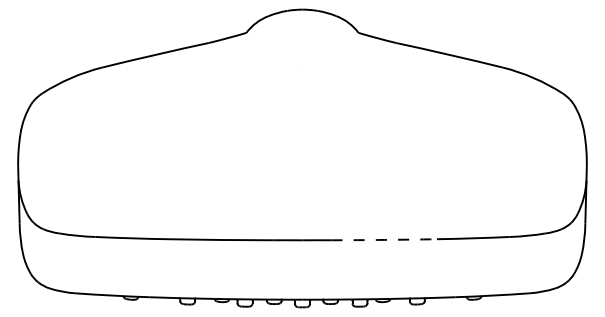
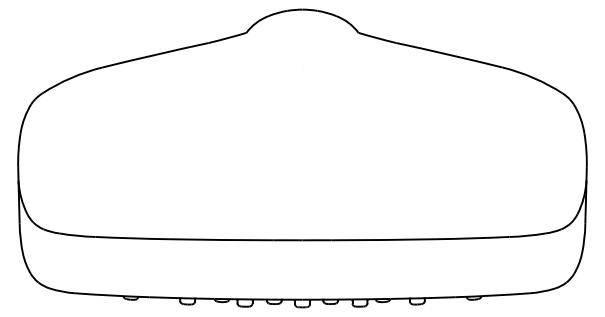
arc: dashed -> solid (384, 239)
